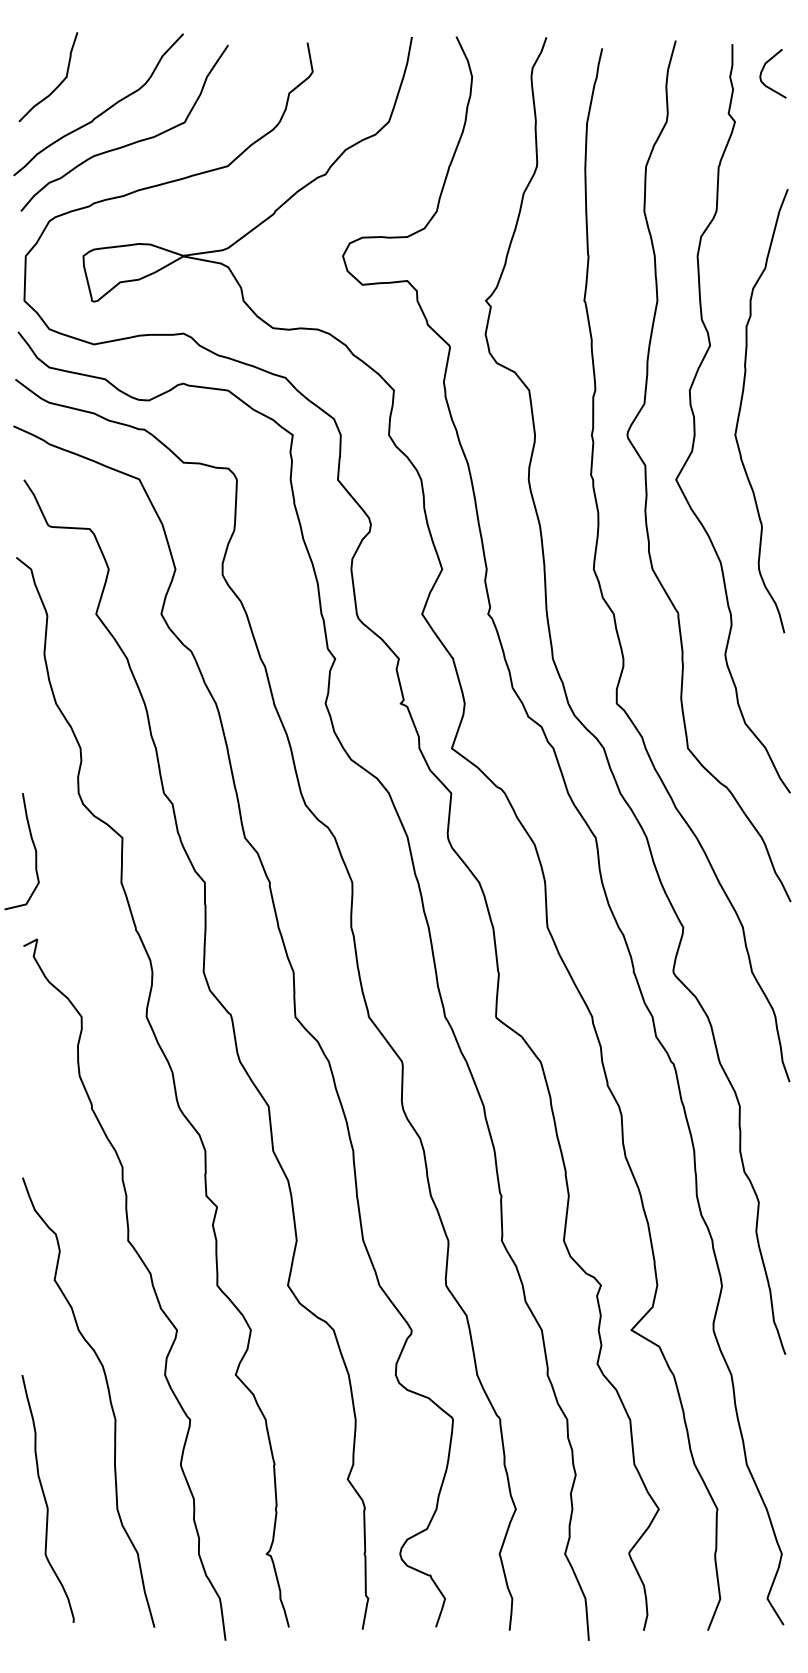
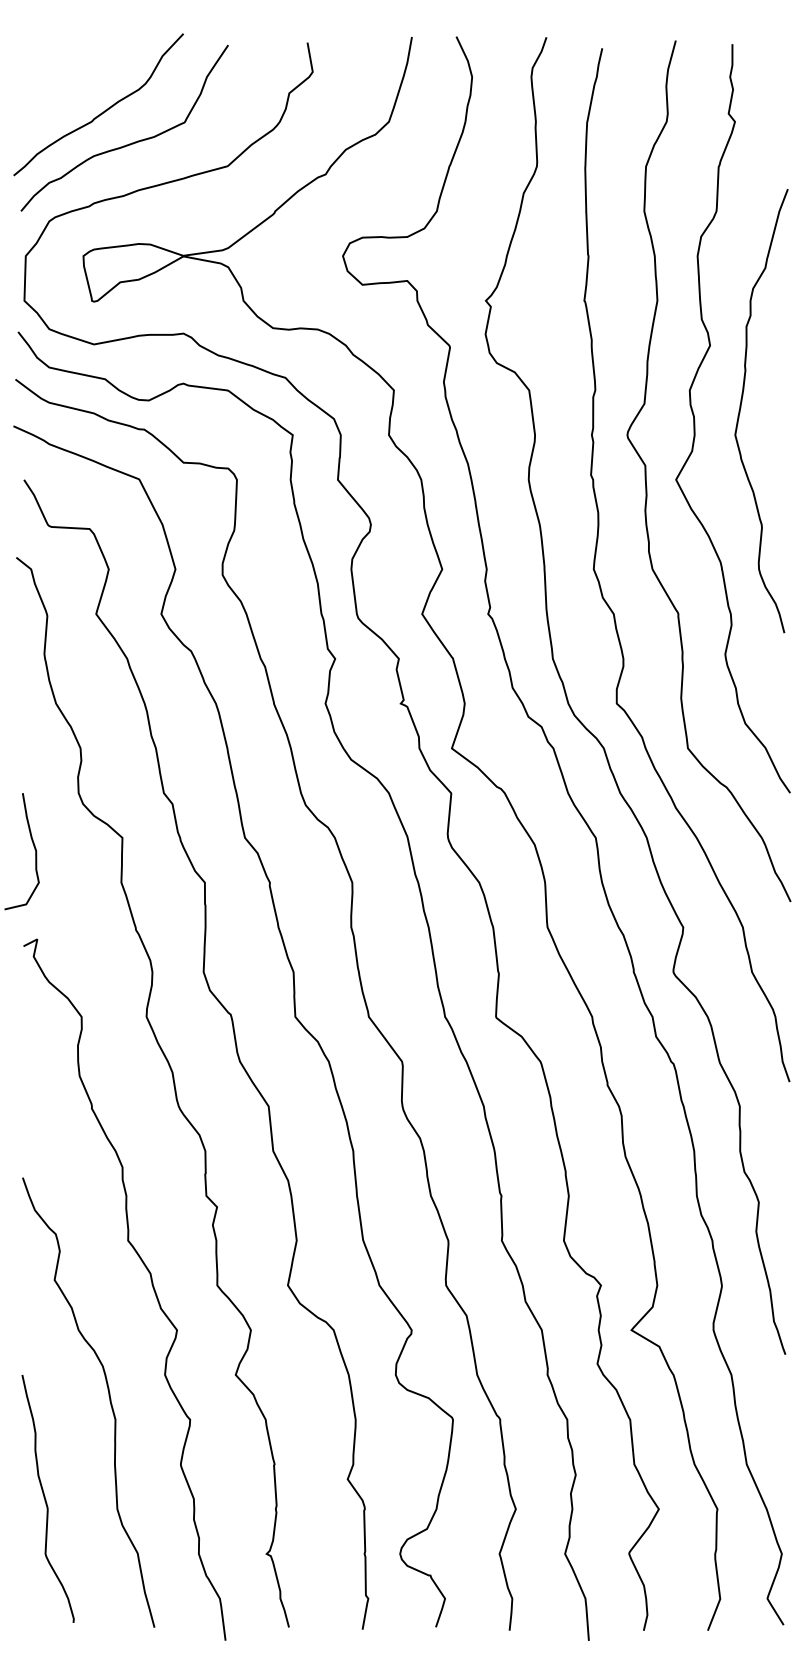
curve: present -> none (764, 68)
curve: present -> none (57, 85)
